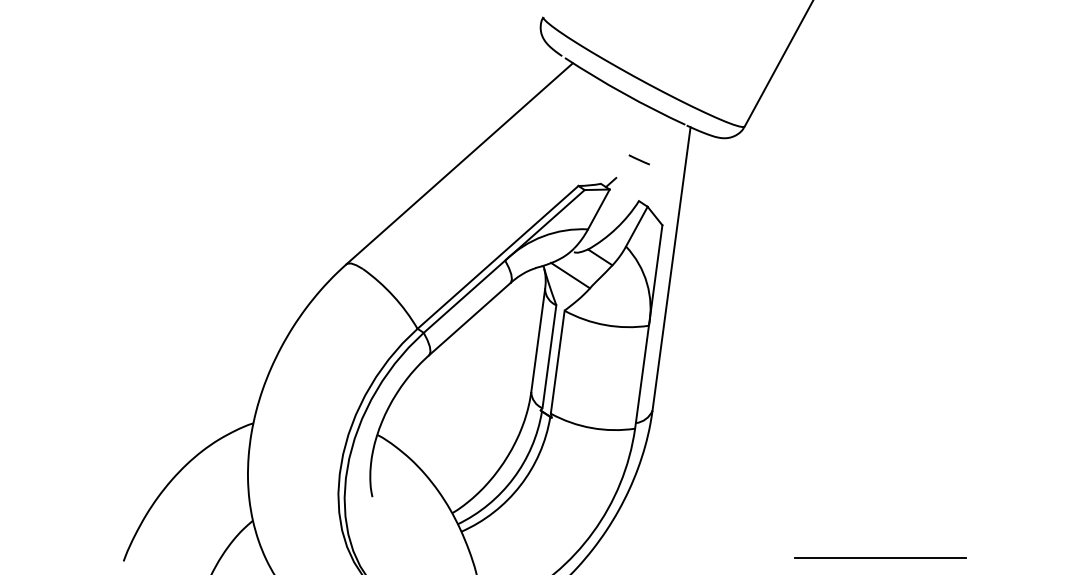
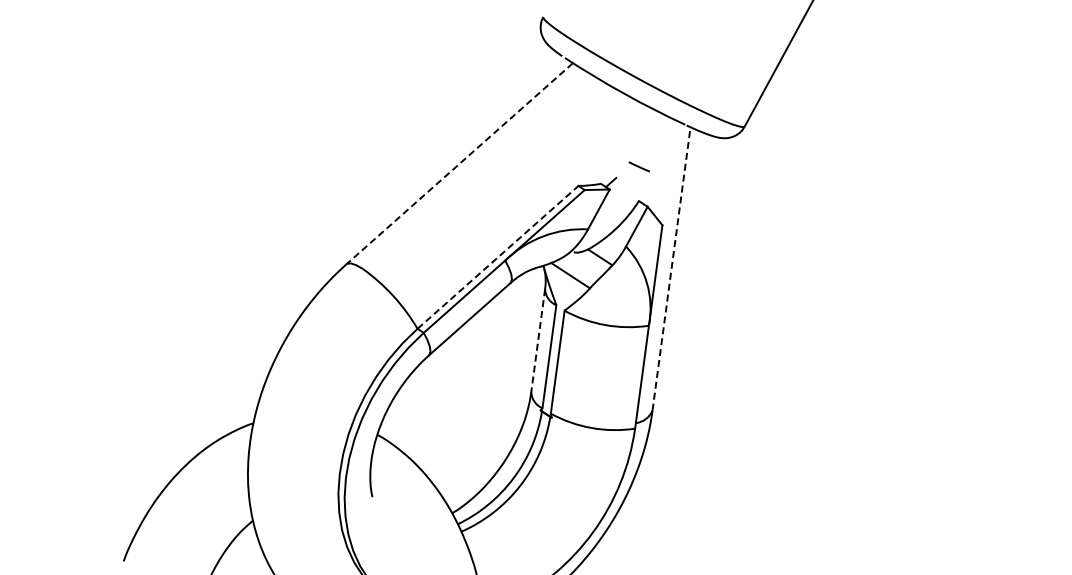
line position: (638, 159) -> (638, 166) (638, 166)
line: solid -> dashed (459, 164)
line: solid -> dashed (498, 257)
line: solid -> dashed (671, 268)
line: solid -> dashed (538, 340)
line: present -> none (880, 557)
